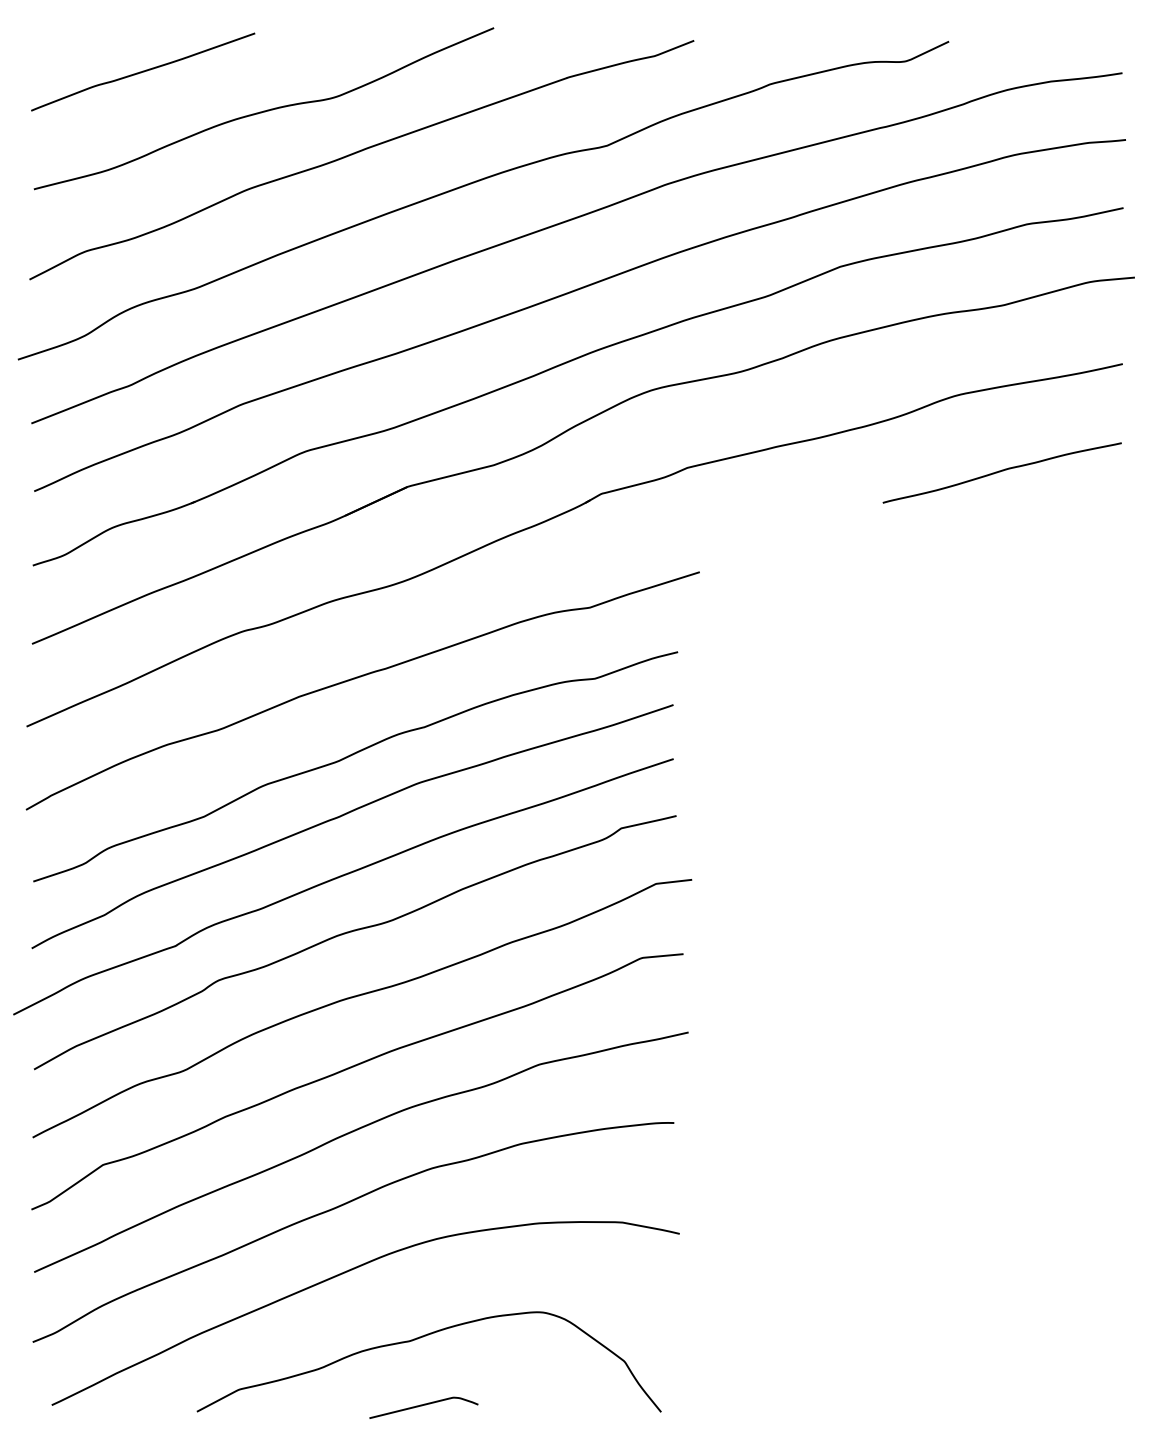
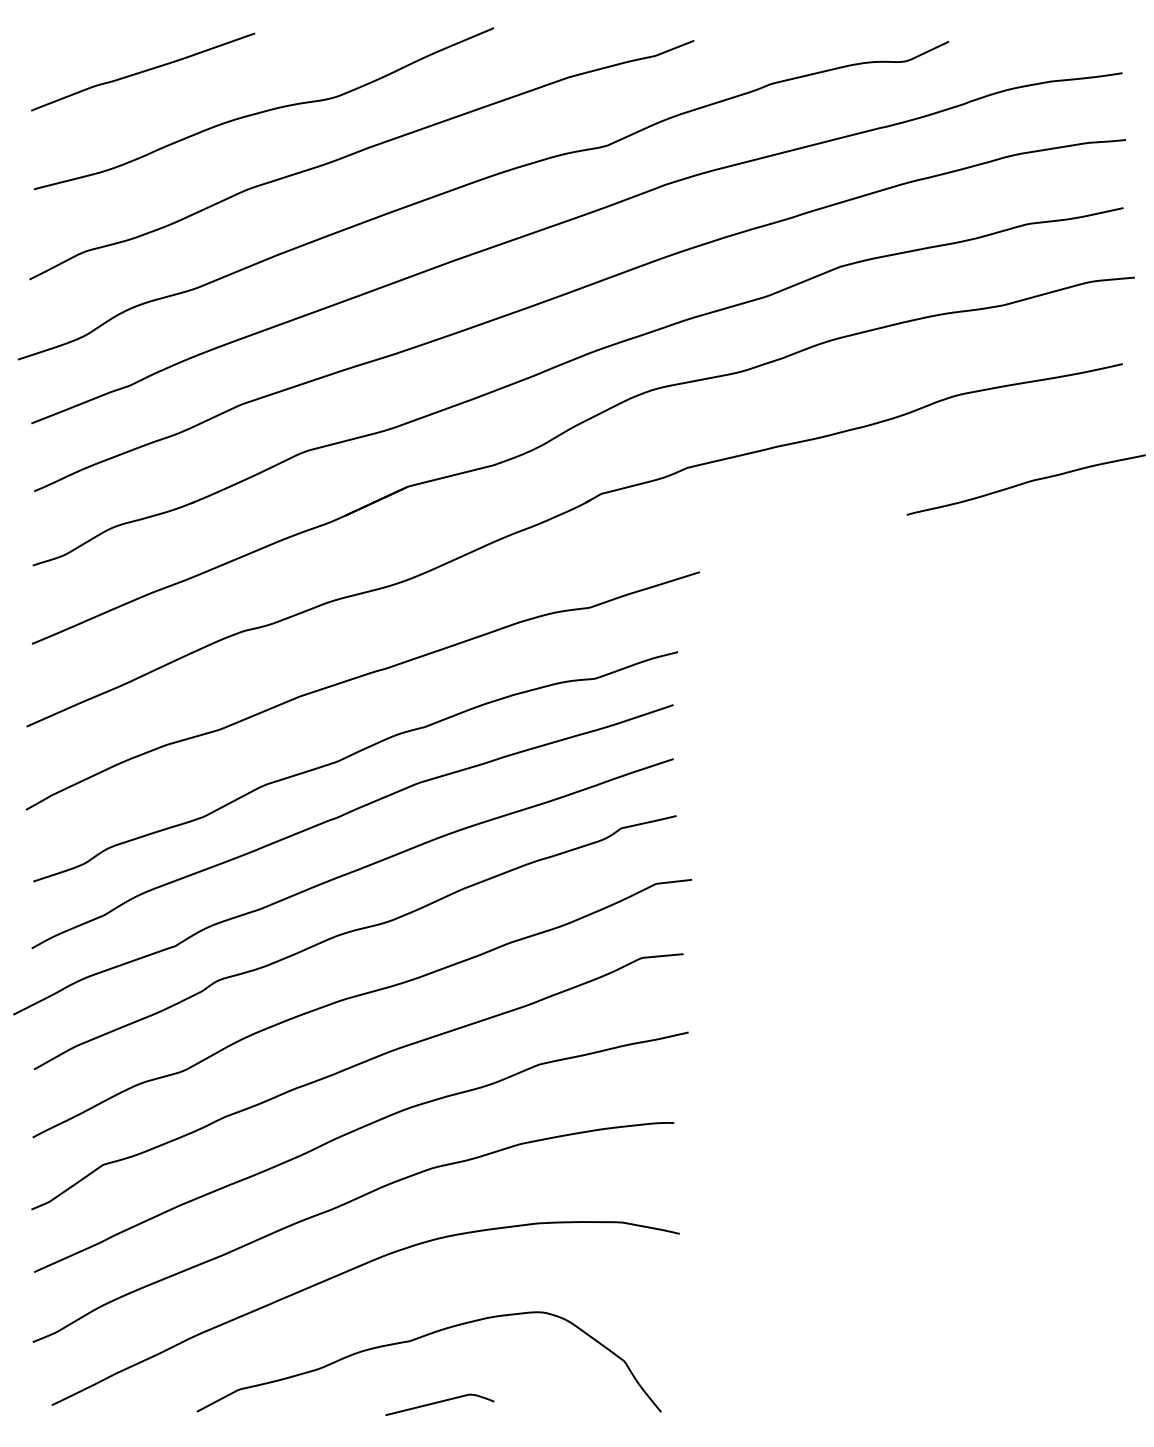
curve position: (1001, 471) -> (1025, 483) (1025, 483)
curve position: (422, 1406) -> (438, 1403) (438, 1403)
